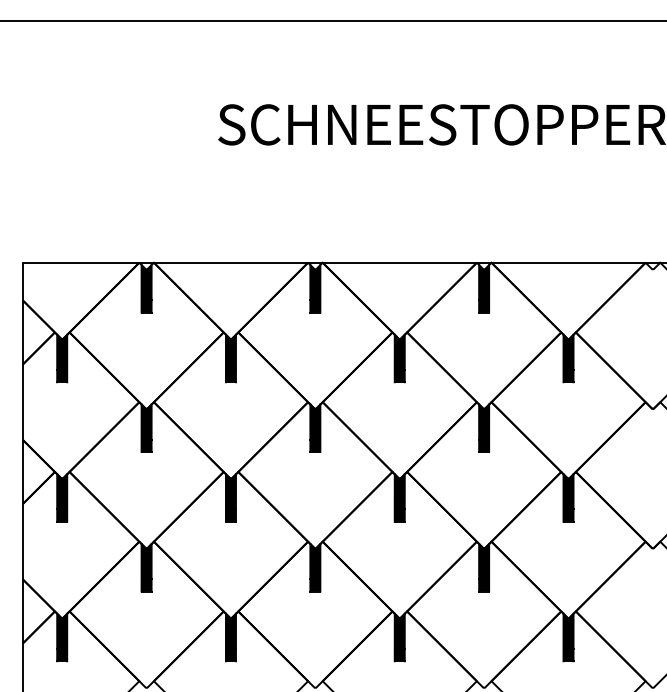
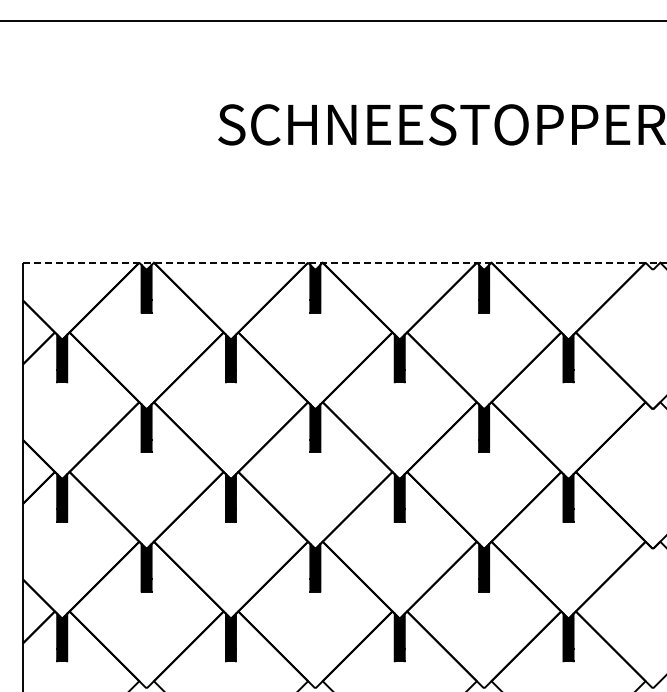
line: solid -> dashed (345, 262)
